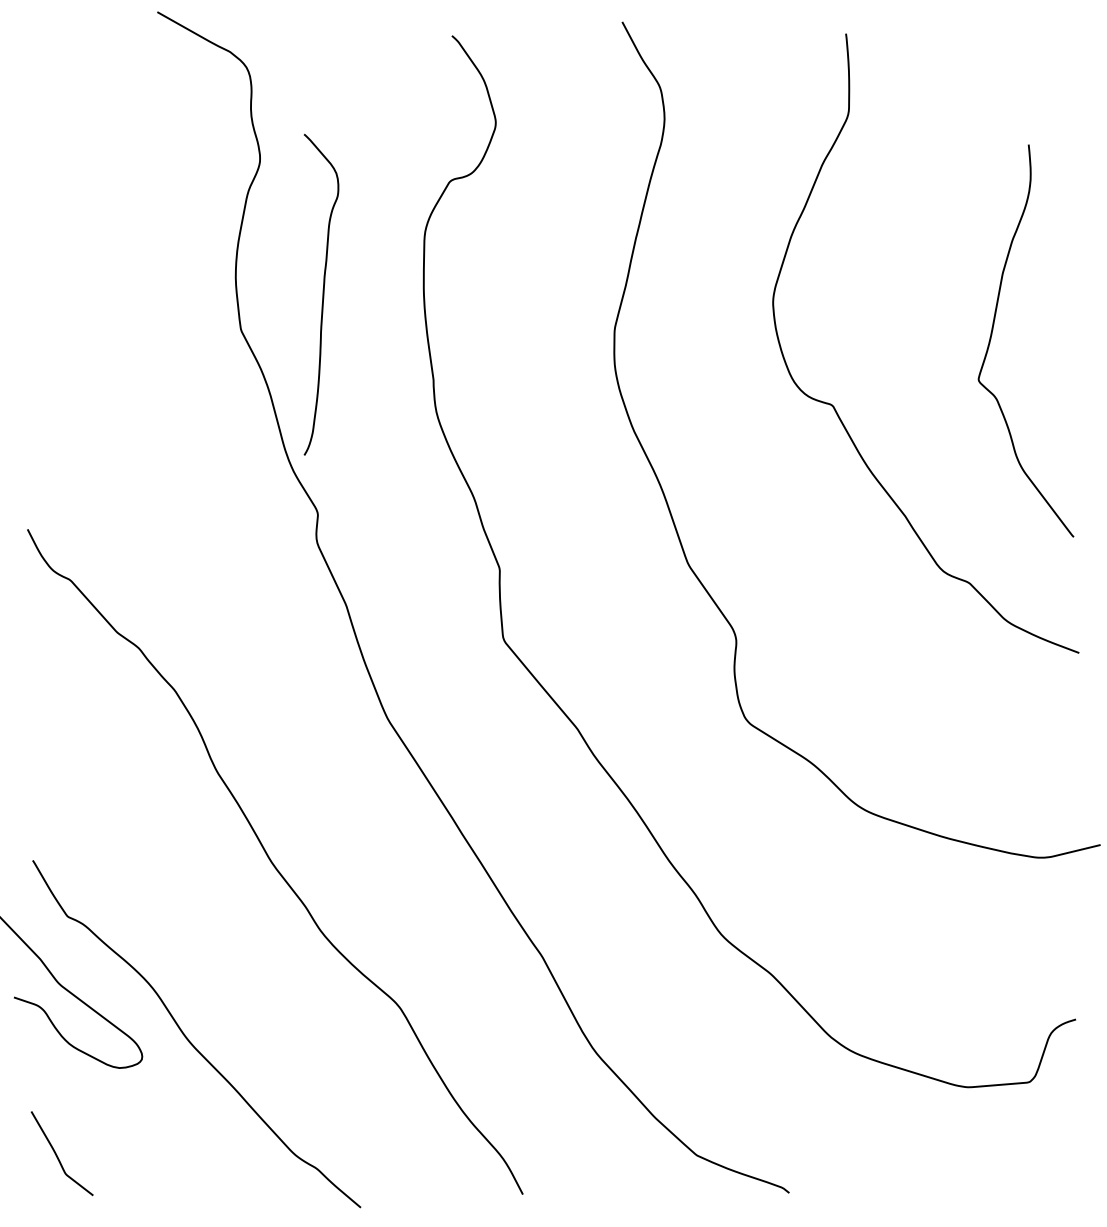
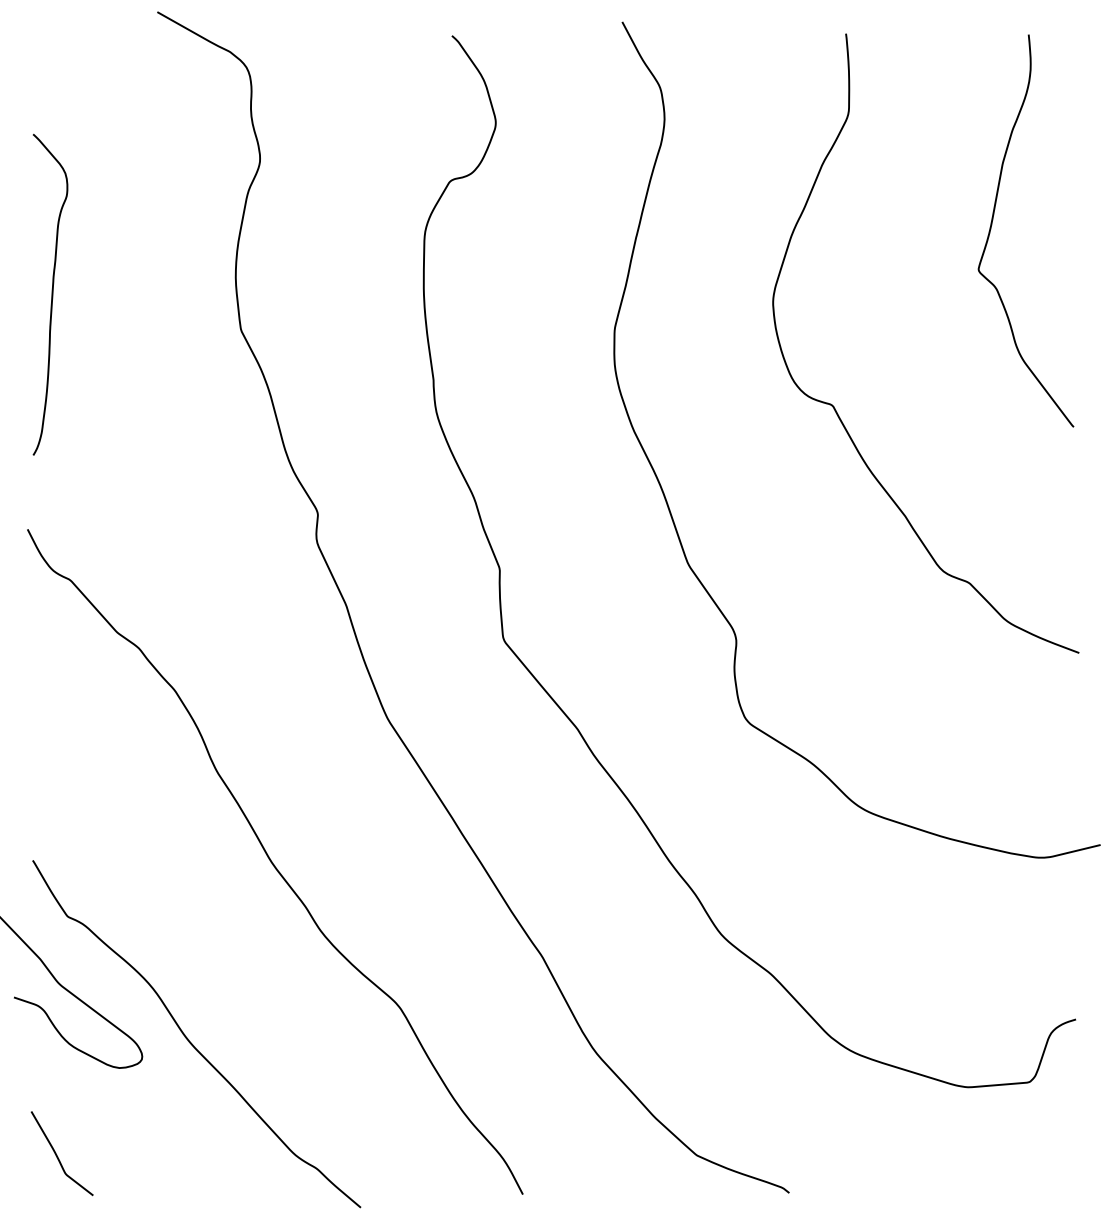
curve position: (322, 294) -> (51, 294) (51, 294)
curve position: (992, 335) -> (992, 225) (992, 225)
